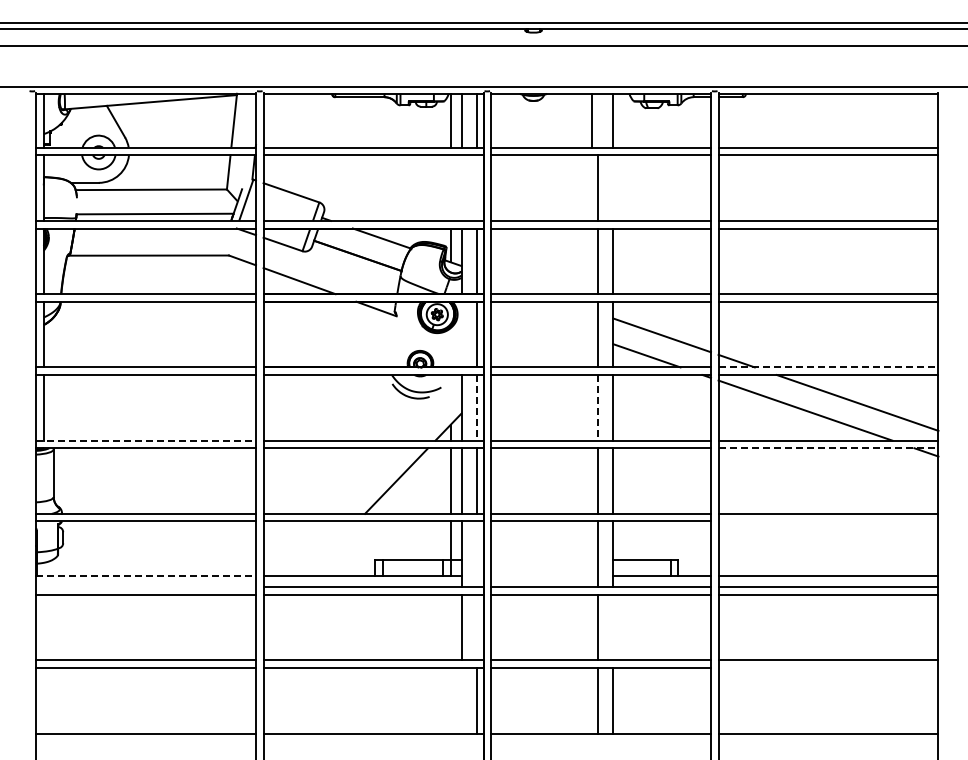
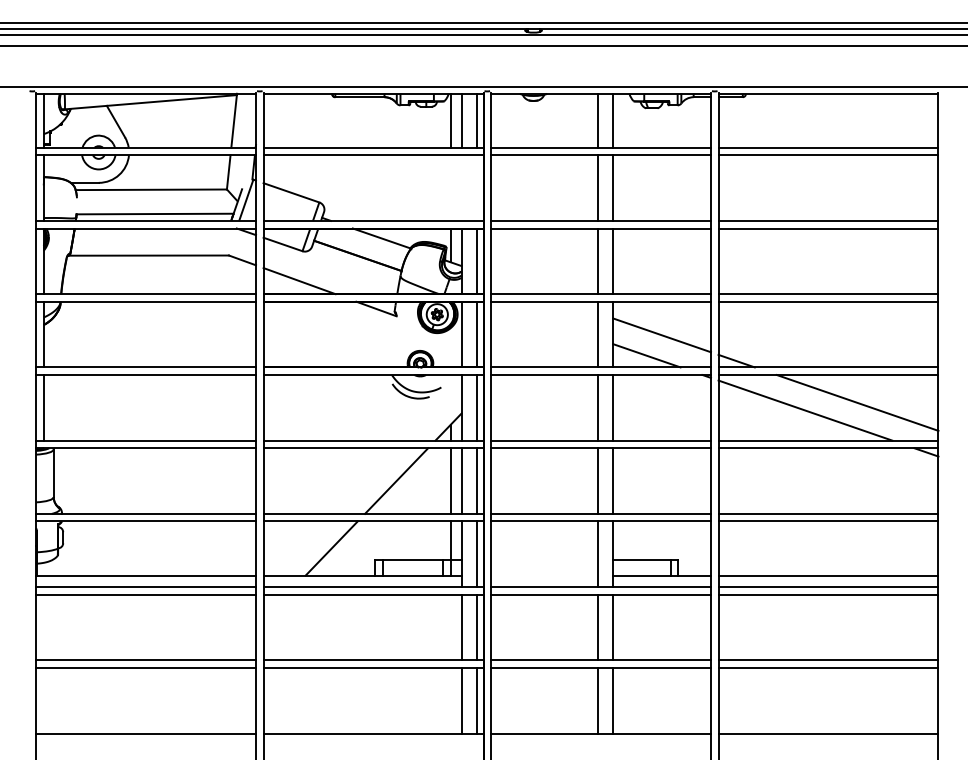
line: none -> present (483, 34)
line position: (591, 120) -> (597, 120) (597, 120)
line: none -> present (613, 187)
line: none -> present (461, 334)
line: dashed -> solid (828, 367)
line: dashed -> solid (476, 407)
line: dashed -> solid (597, 407)
line: dashed -> solid (146, 440)
line: dashed -> solid (828, 448)
line: none -> present (828, 521)
line: none -> present (331, 548)
line: none -> present (476, 554)
line: dashed -> solid (146, 575)
line: none -> present (146, 587)
line: none -> present (476, 627)
line: none -> present (613, 627)
line: none -> present (828, 667)
line: none -> present (461, 700)
